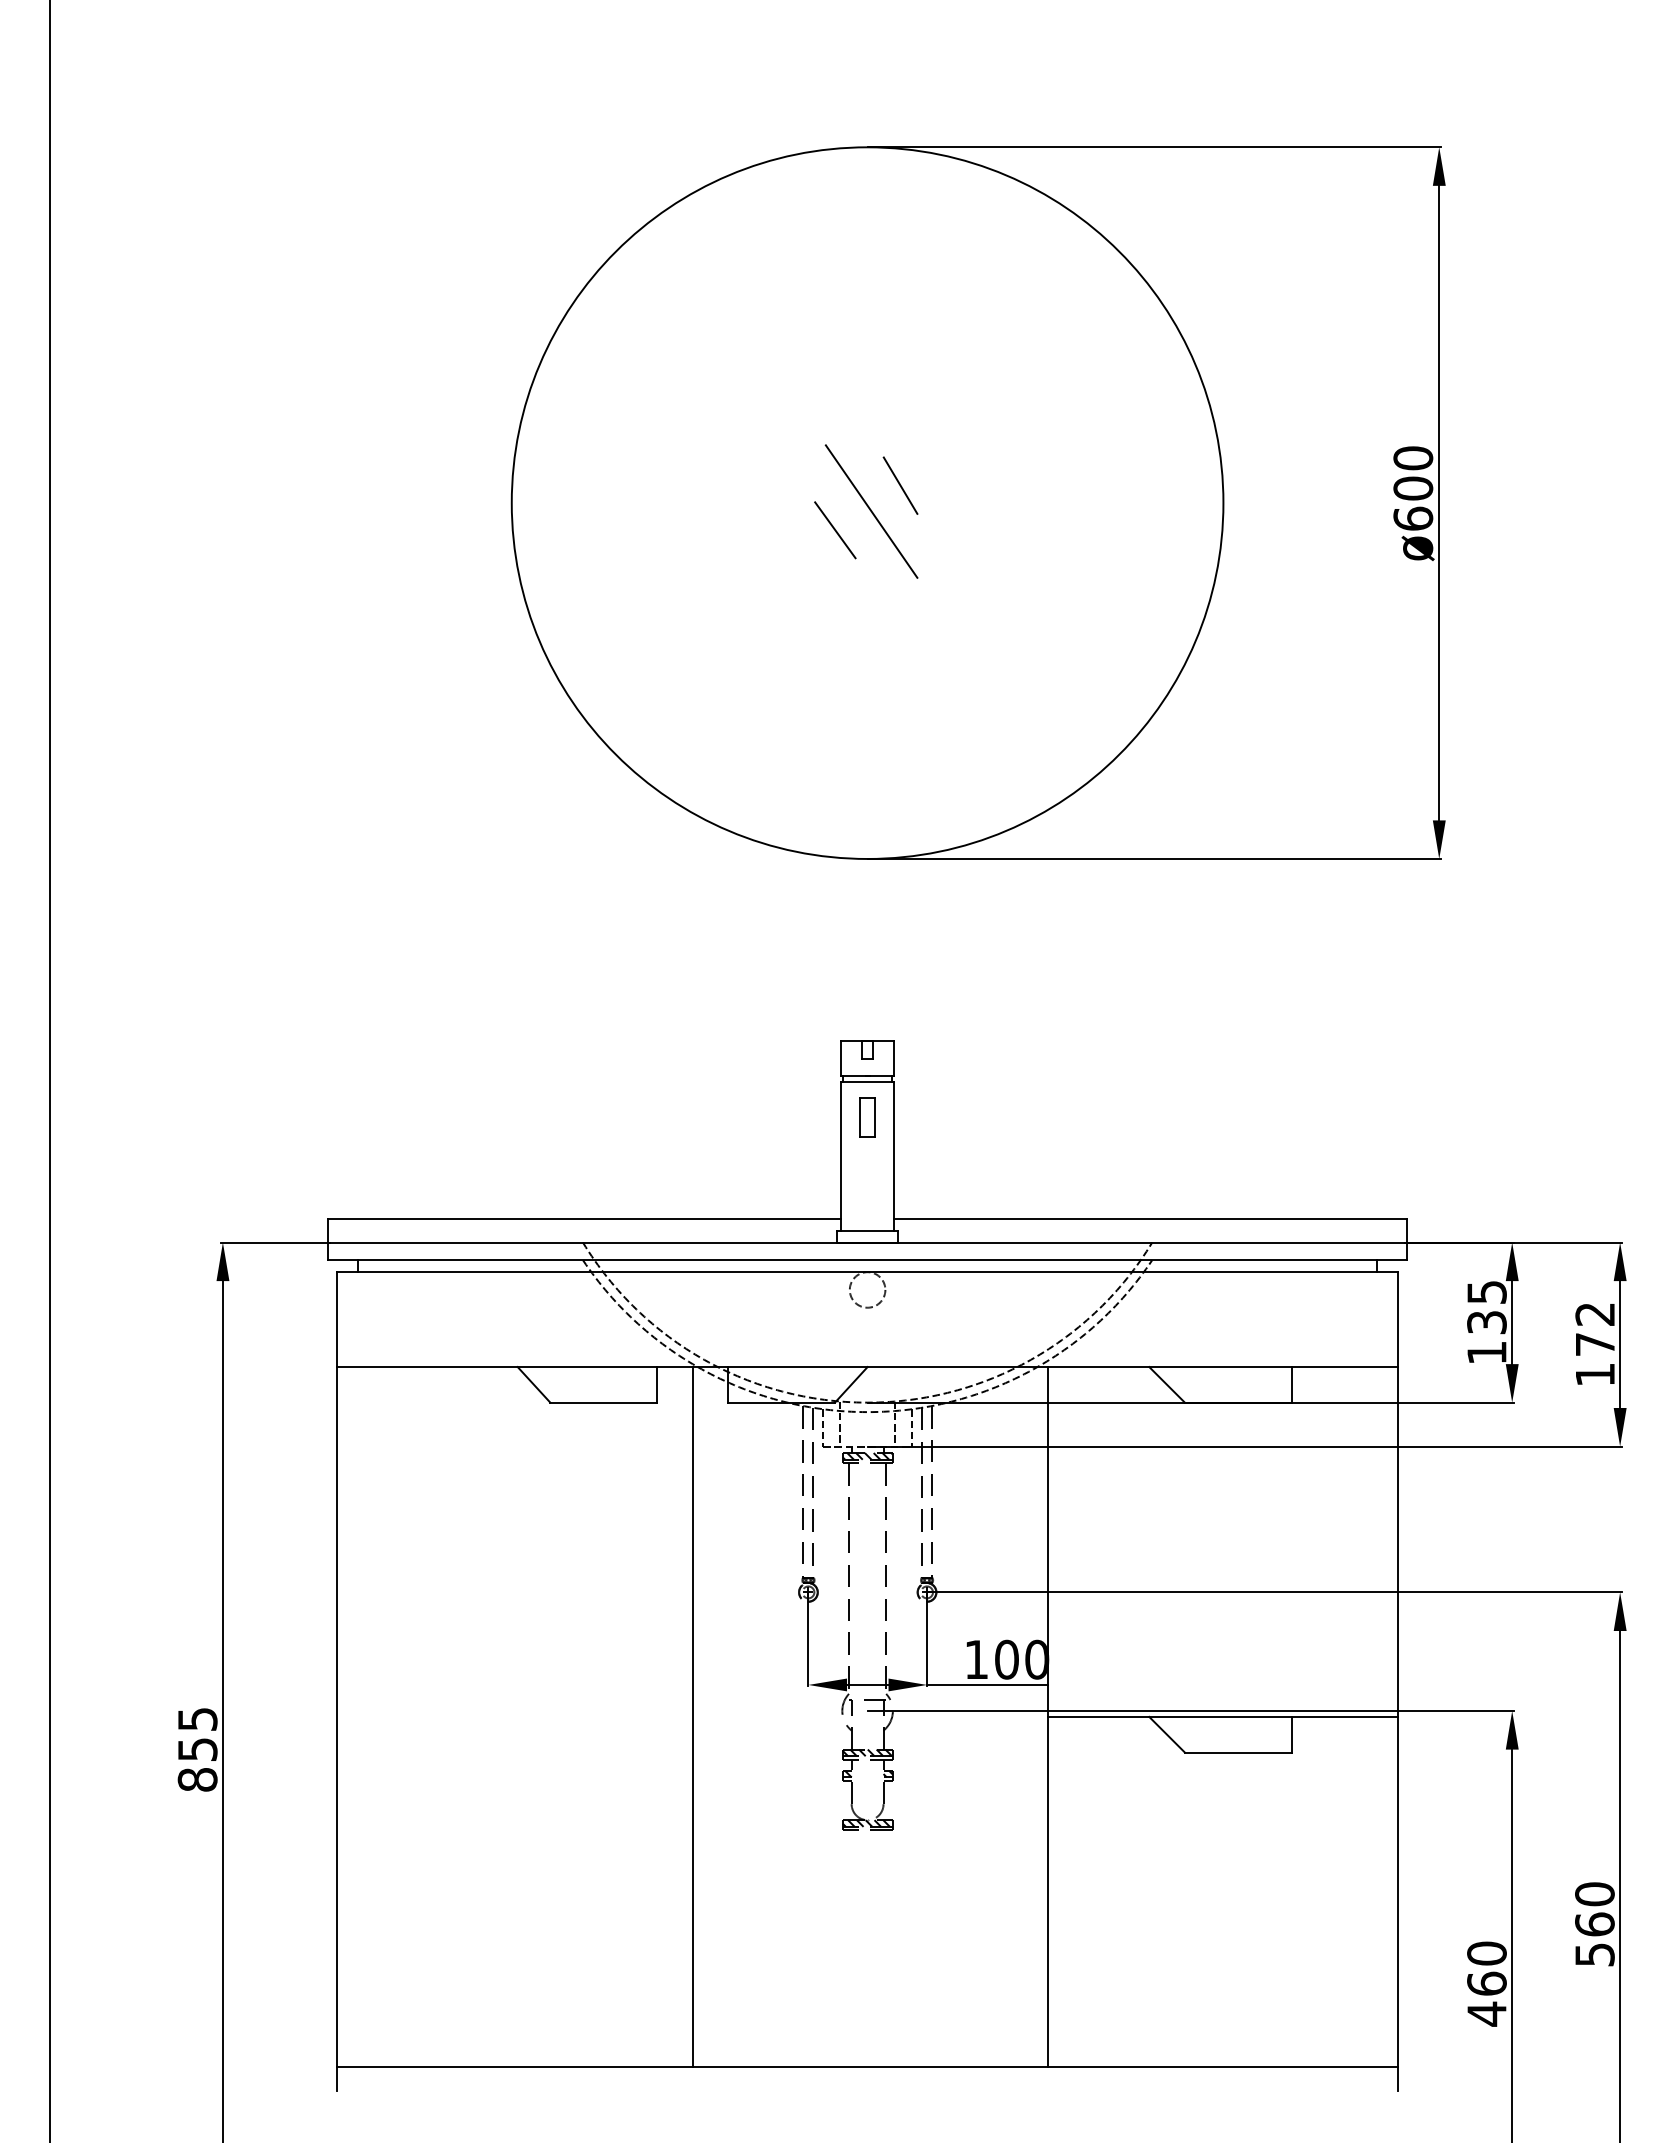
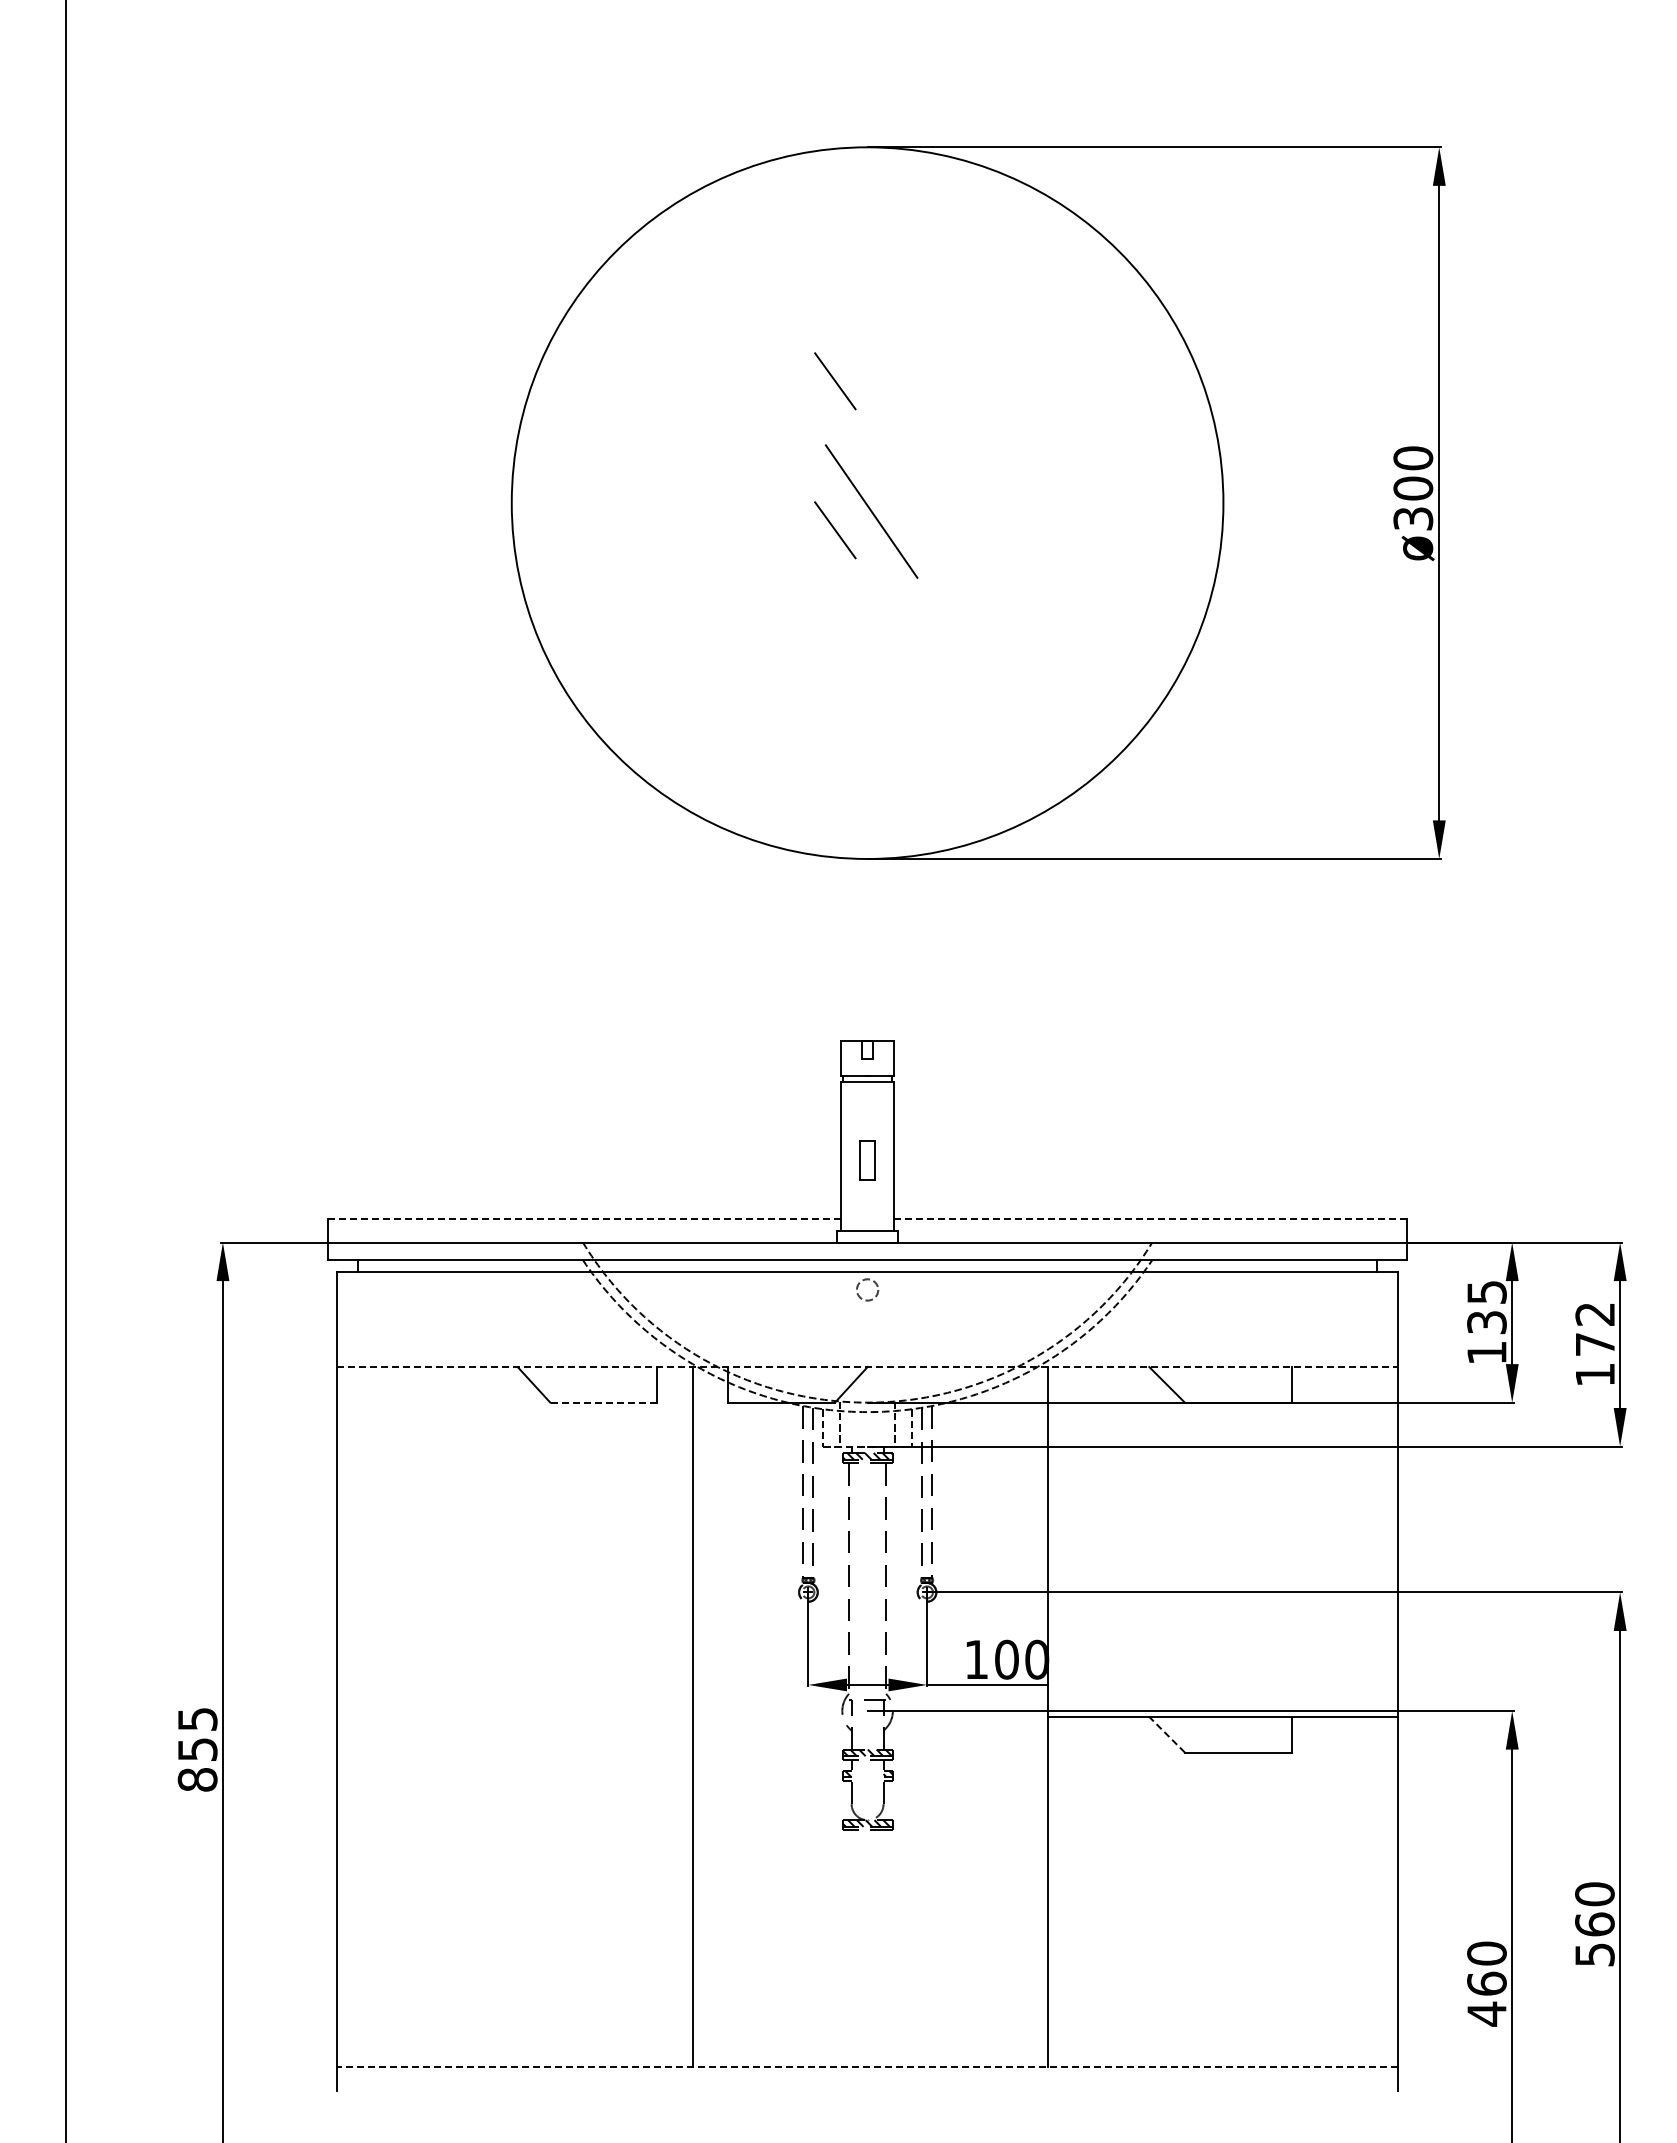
line: none -> present (835, 381)
line: present -> none (900, 485)
text: ø600 -> ø300 (1413, 518)
line position: (50, 1070) -> (66, 1070) (66, 1070)
part position: (867, 1117) -> (867, 1160) (867, 1160)
line: solid -> dashed (584, 1218)
line: solid -> dashed (1151, 1218)
circle diameter: 36 px -> 21 px (867, 1289)
line: solid -> dashed (867, 1367)
line: solid -> dashed (603, 1402)
line: solid -> dashed (1166, 1734)
line: solid -> dashed (867, 2066)
